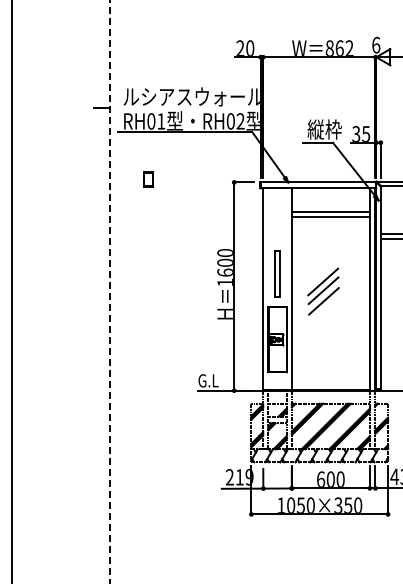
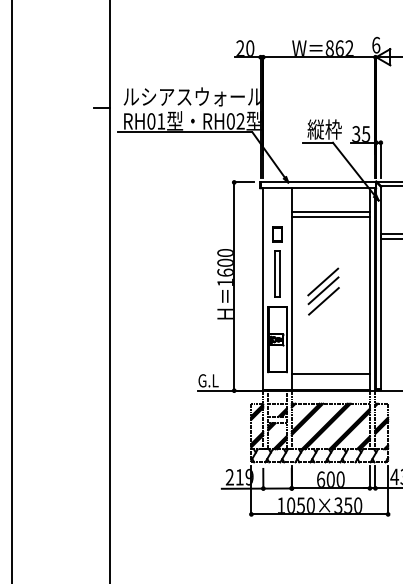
part position: (148, 179) -> (277, 234) (277, 234)
line: dashed -> solid (109, 291)
line: none -> present (330, 374)
